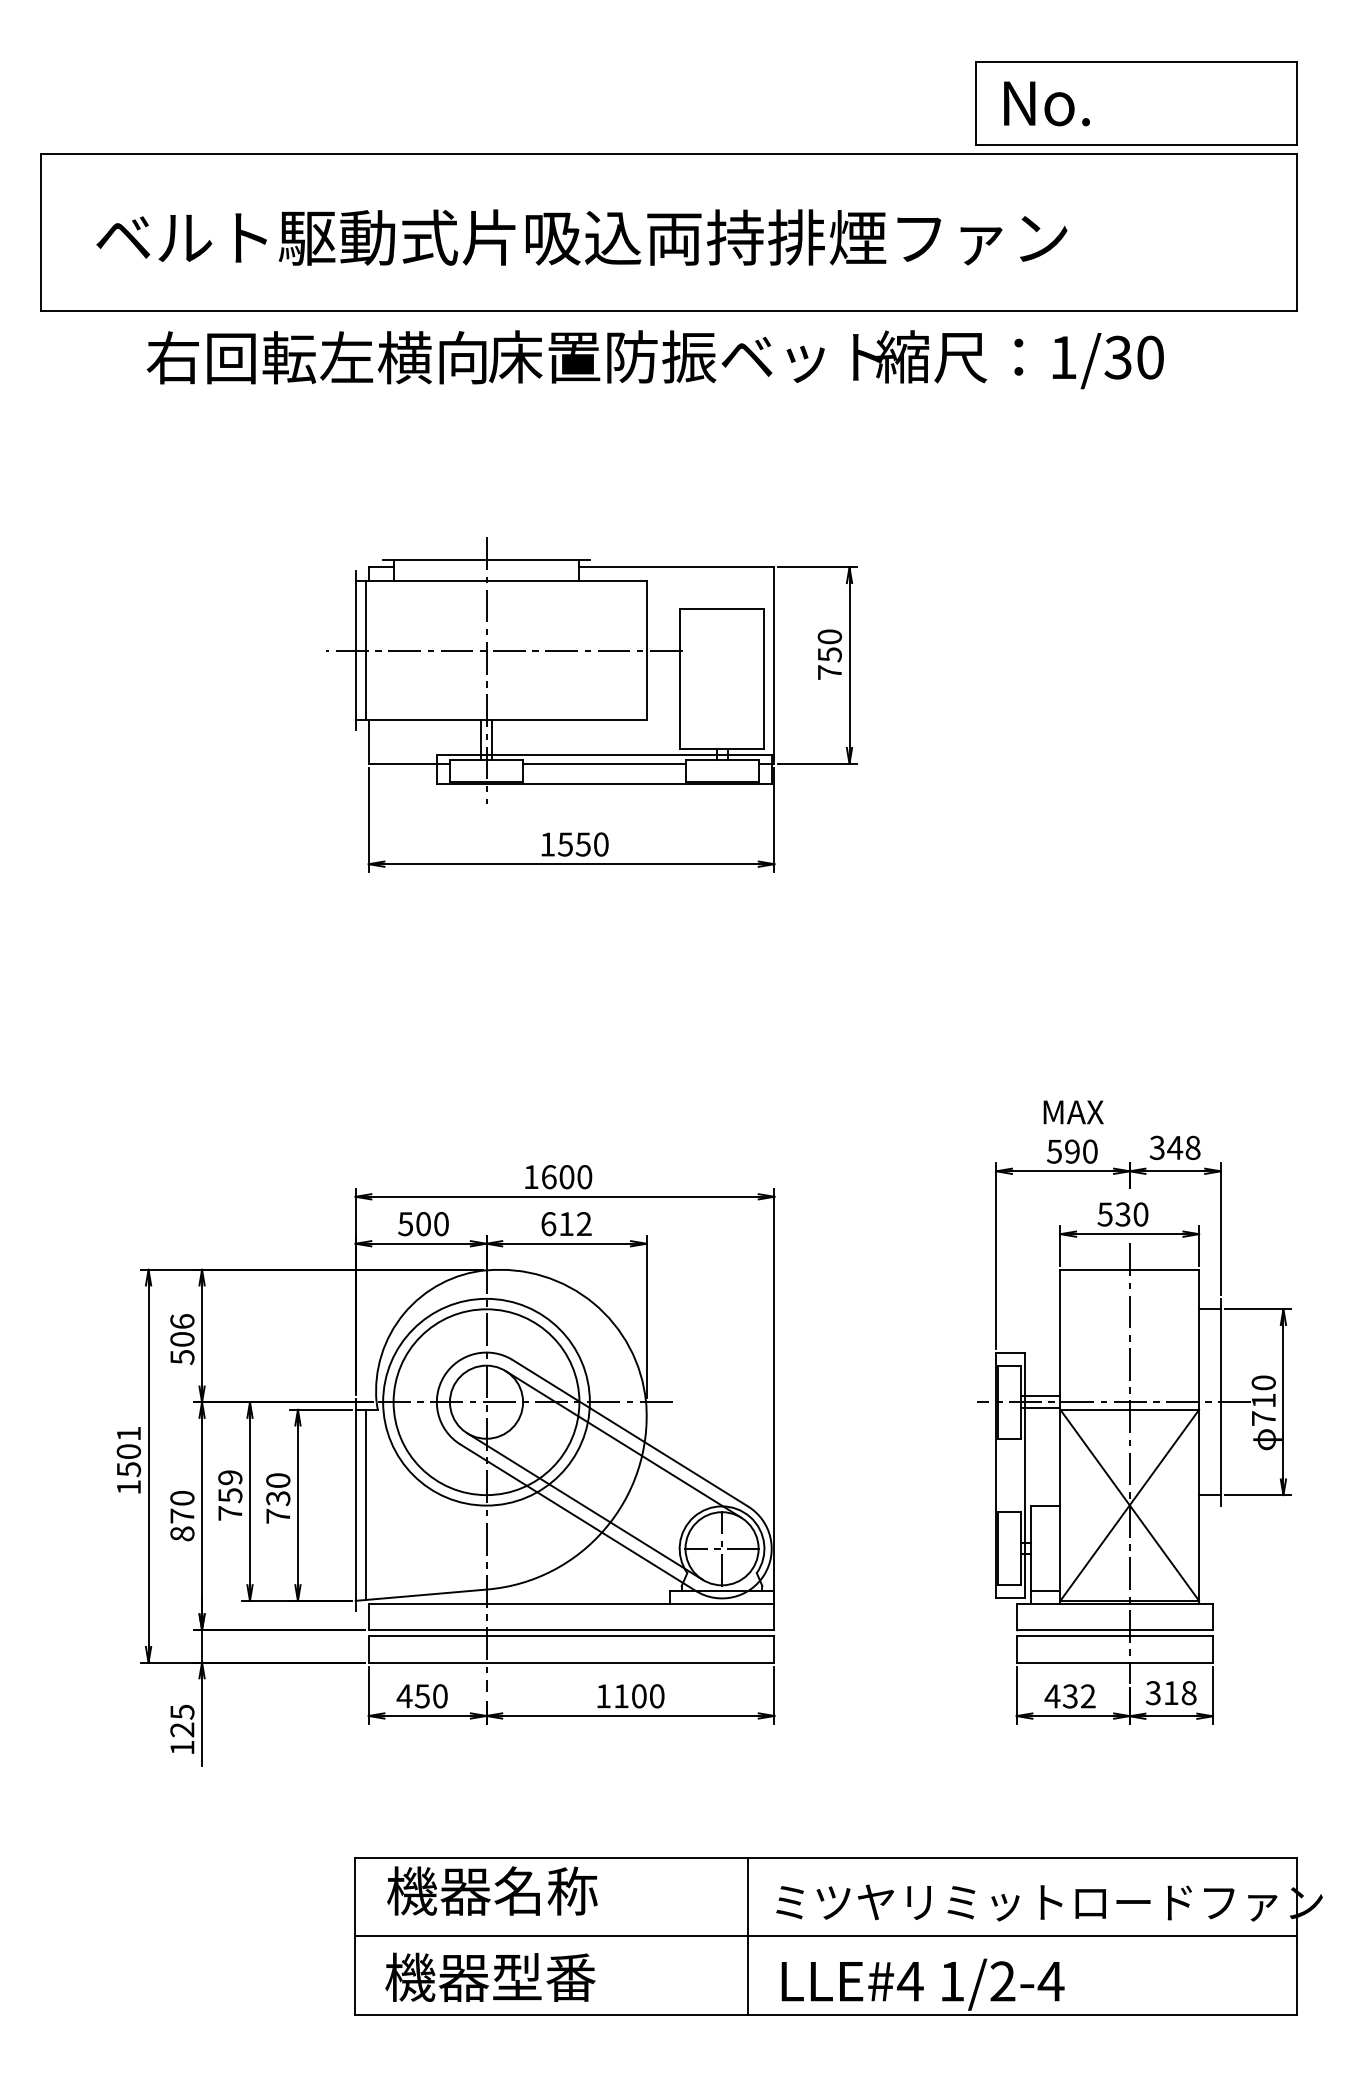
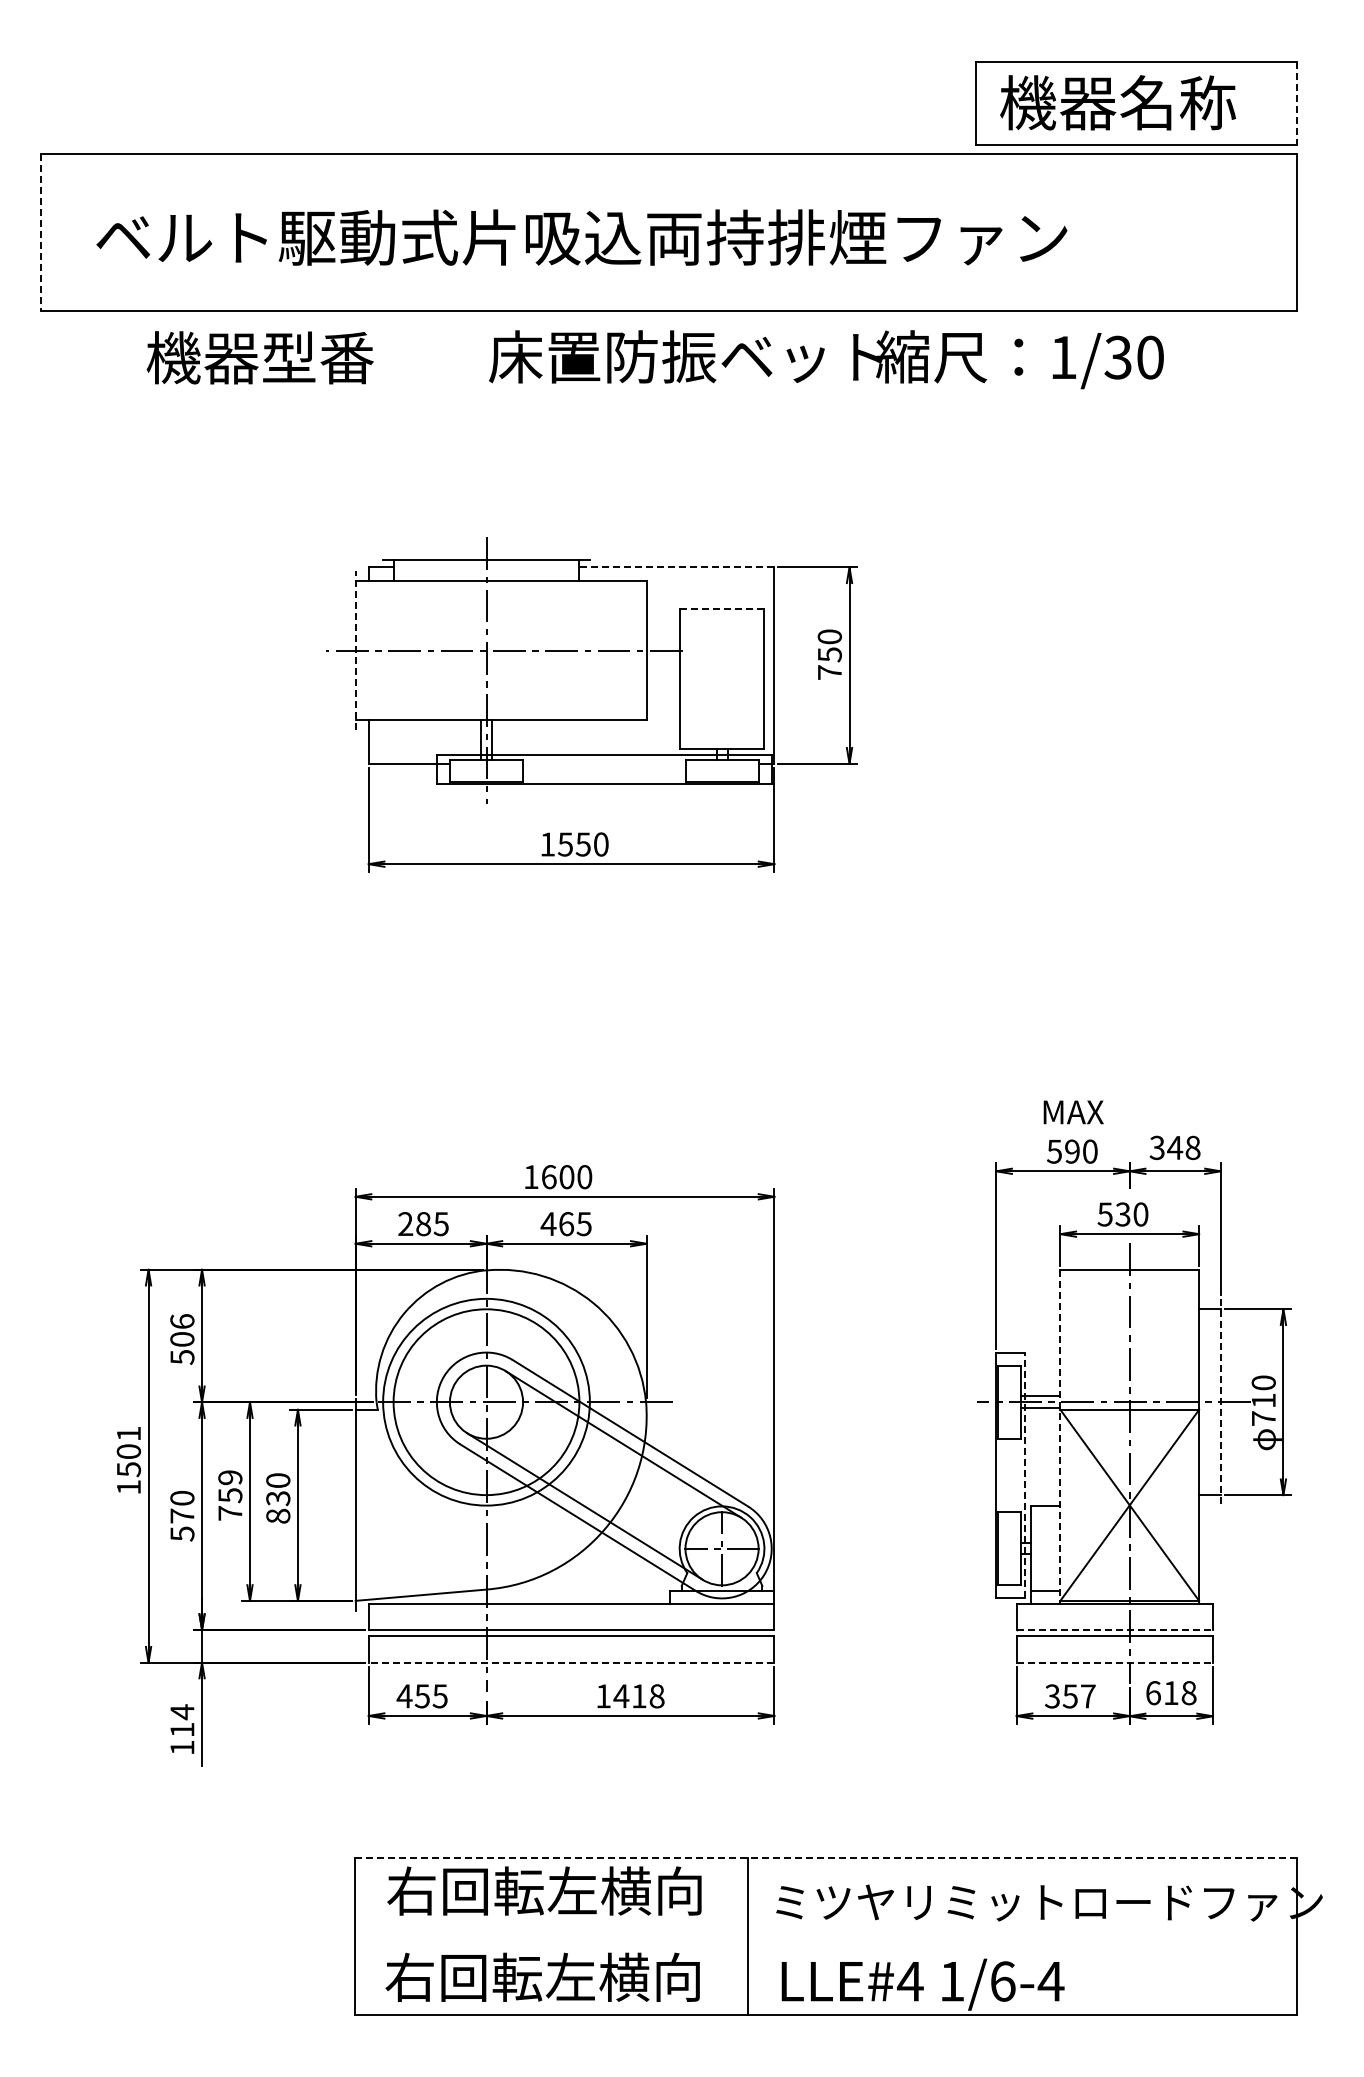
text: No. -> 機器名称 (1117, 102)
line: solid -> dashed (1297, 104)
line: solid -> dashed (40, 232)
text: 右回転左横向 -> 機器型番 (316, 357)
line: solid -> dashed (676, 567)
line: solid -> dashed (721, 608)
line: solid -> dashed (355, 650)
line: present -> none (366, 650)
line: present -> none (604, 763)
text: 500 -> 285 (423, 1224)
text: 612 -> 465 (565, 1224)
line: solid -> dashed (1220, 1402)
line: solid -> dashed (1060, 1436)
line: solid -> dashed (1025, 1475)
line: present -> none (366, 1504)
text: 730 -> 830 (278, 1515)
text: 870 -> 570 (182, 1533)
line: solid -> dashed (1115, 1629)
line: solid -> dashed (571, 1662)
line: solid -> dashed (1115, 1662)
text: 318 -> 618 (1152, 1693)
text: 450 -> 455 (439, 1696)
text: 1100 -> 1418 (638, 1696)
text: 432 -> 357 (1069, 1696)
text: 125 -> 114 (182, 1720)
line: solid -> dashed (826, 1857)
text: 機器名称 -> 右回転左横向 (544, 1890)
line: present -> none (826, 1936)
text: 機器型番 -> 右回転左横向 (542, 1977)
text: 1/2-4 -> 1/6-4 (1002, 1981)
